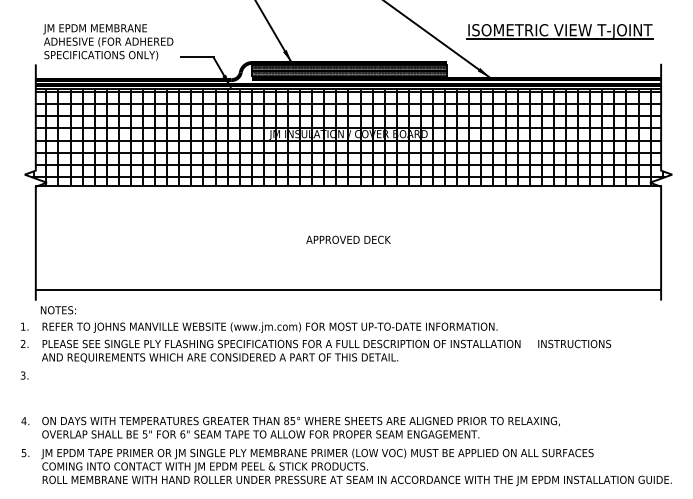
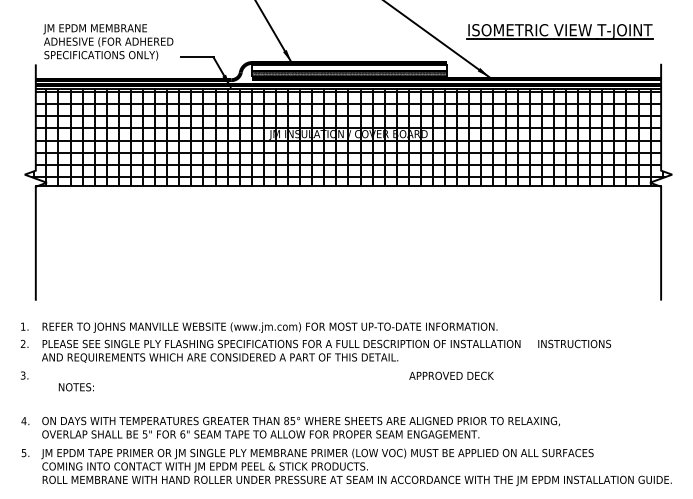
hatch: present -> none (349, 67)
text position: (348, 239) -> (451, 375) (451, 375)
line: present -> none (348, 290)
text position: (57, 310) -> (75, 387) (75, 387)
